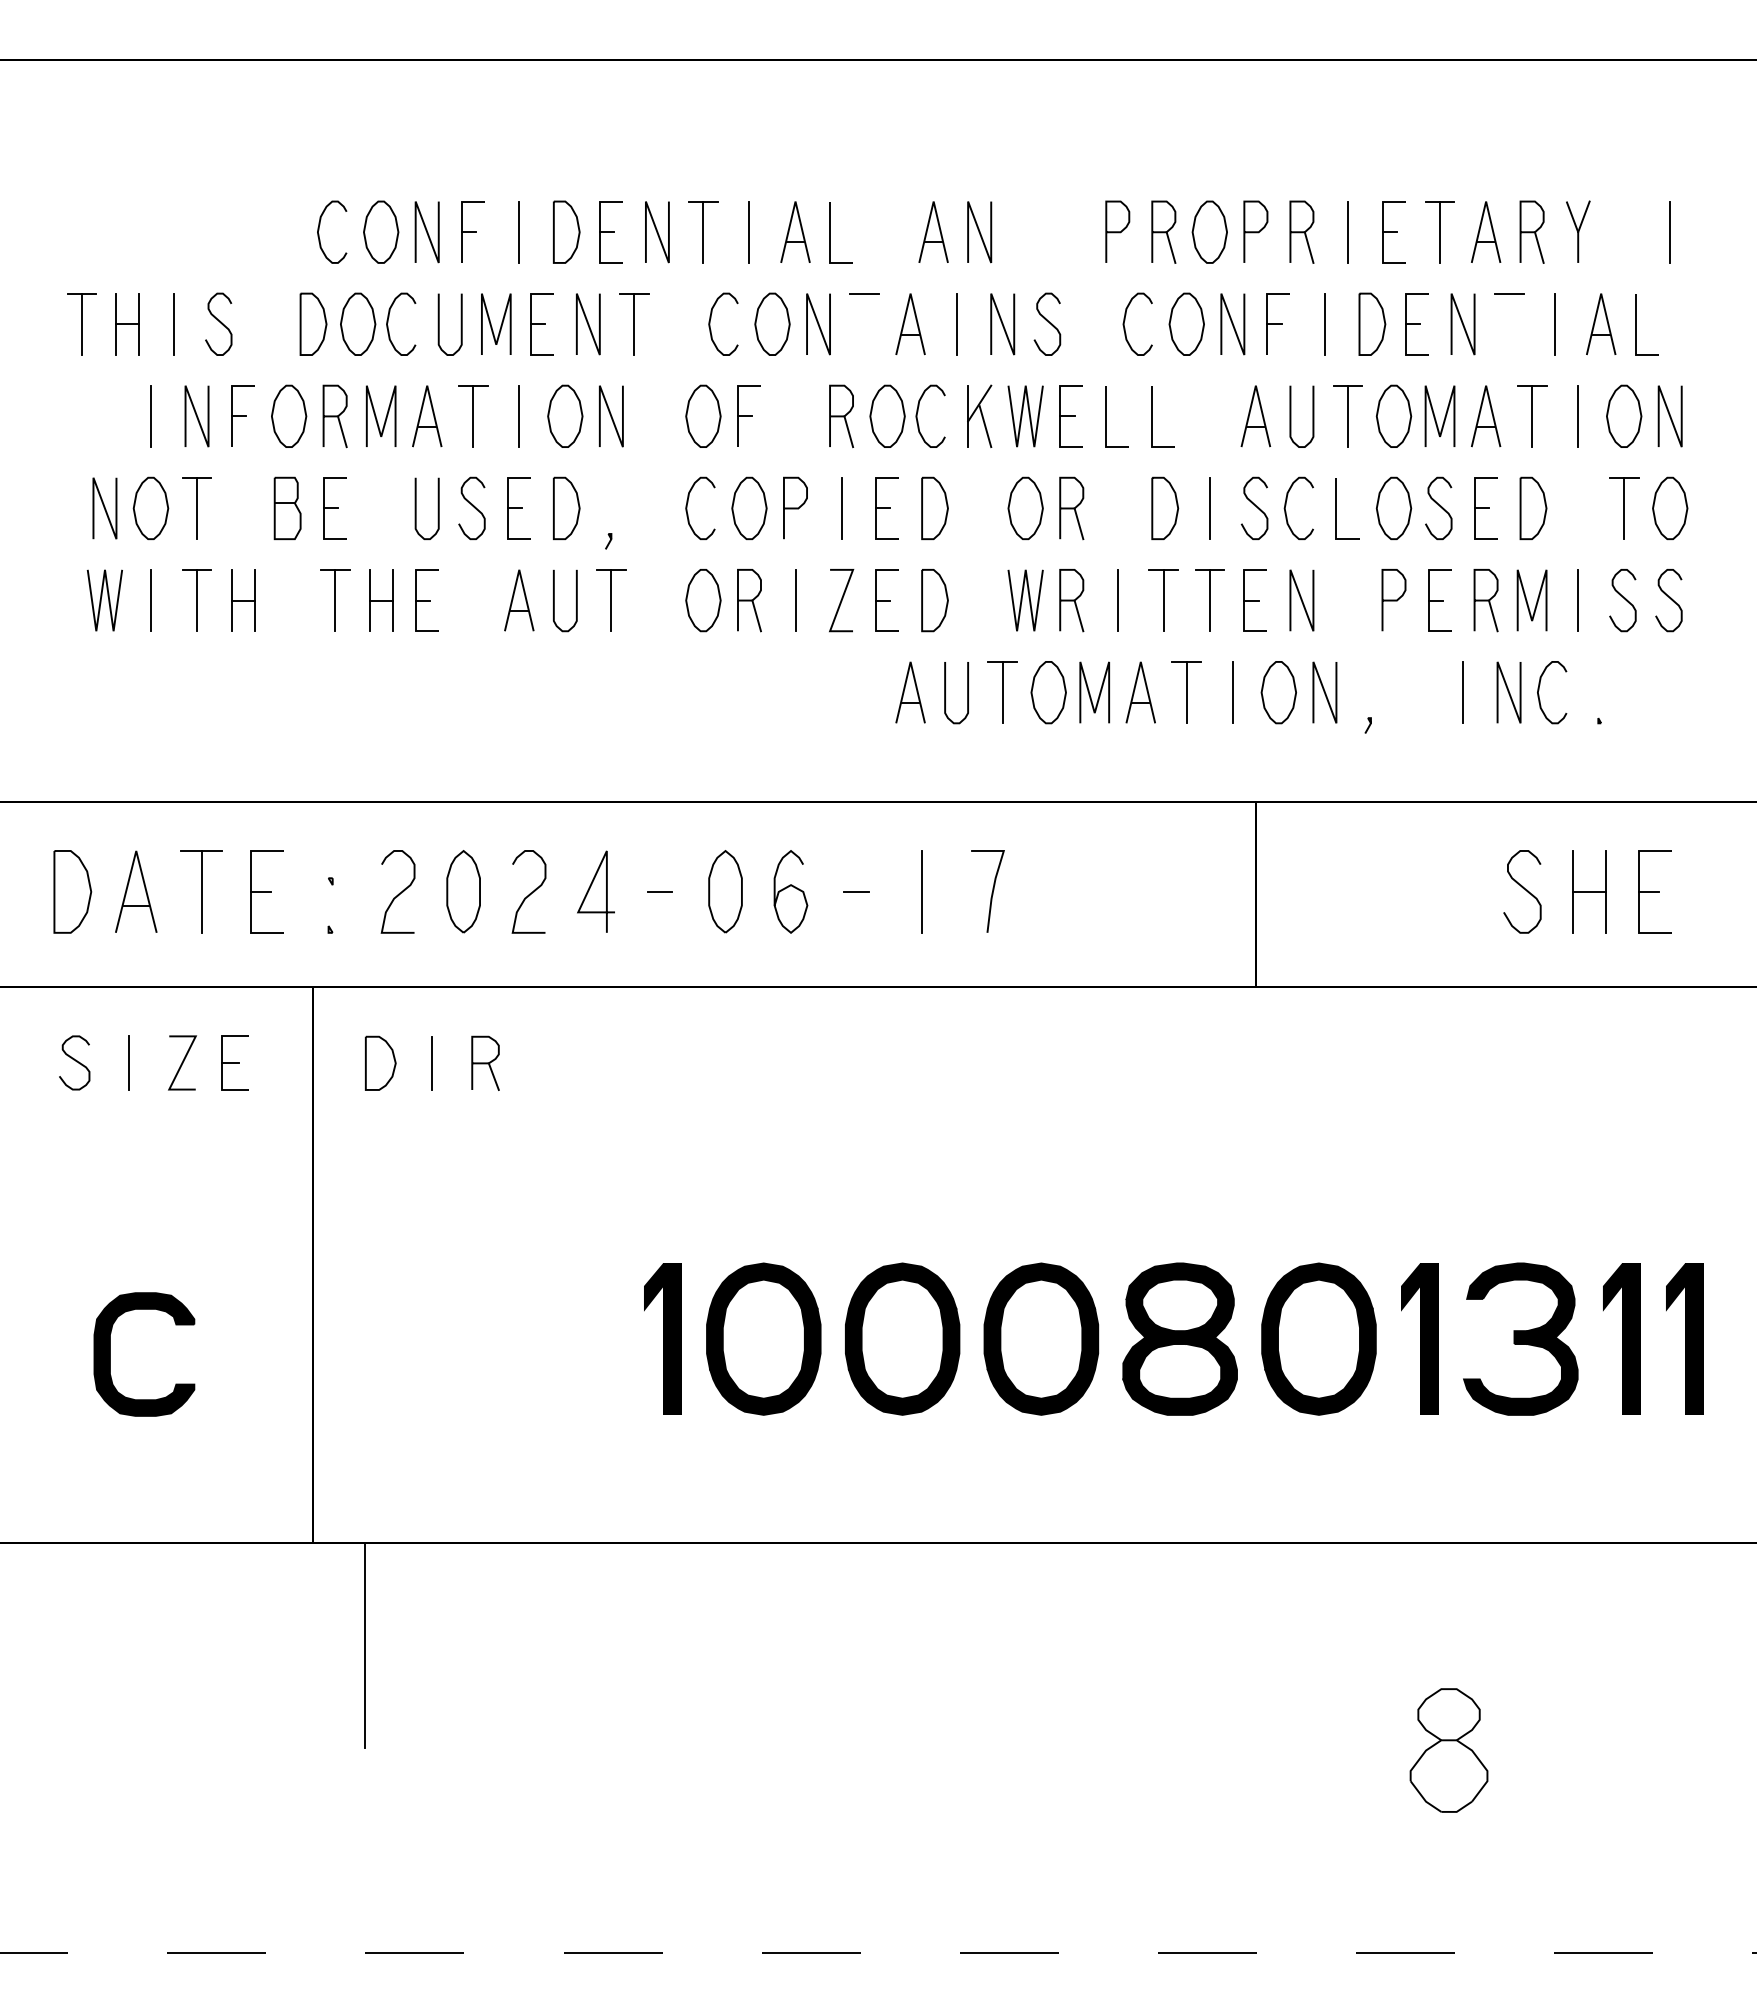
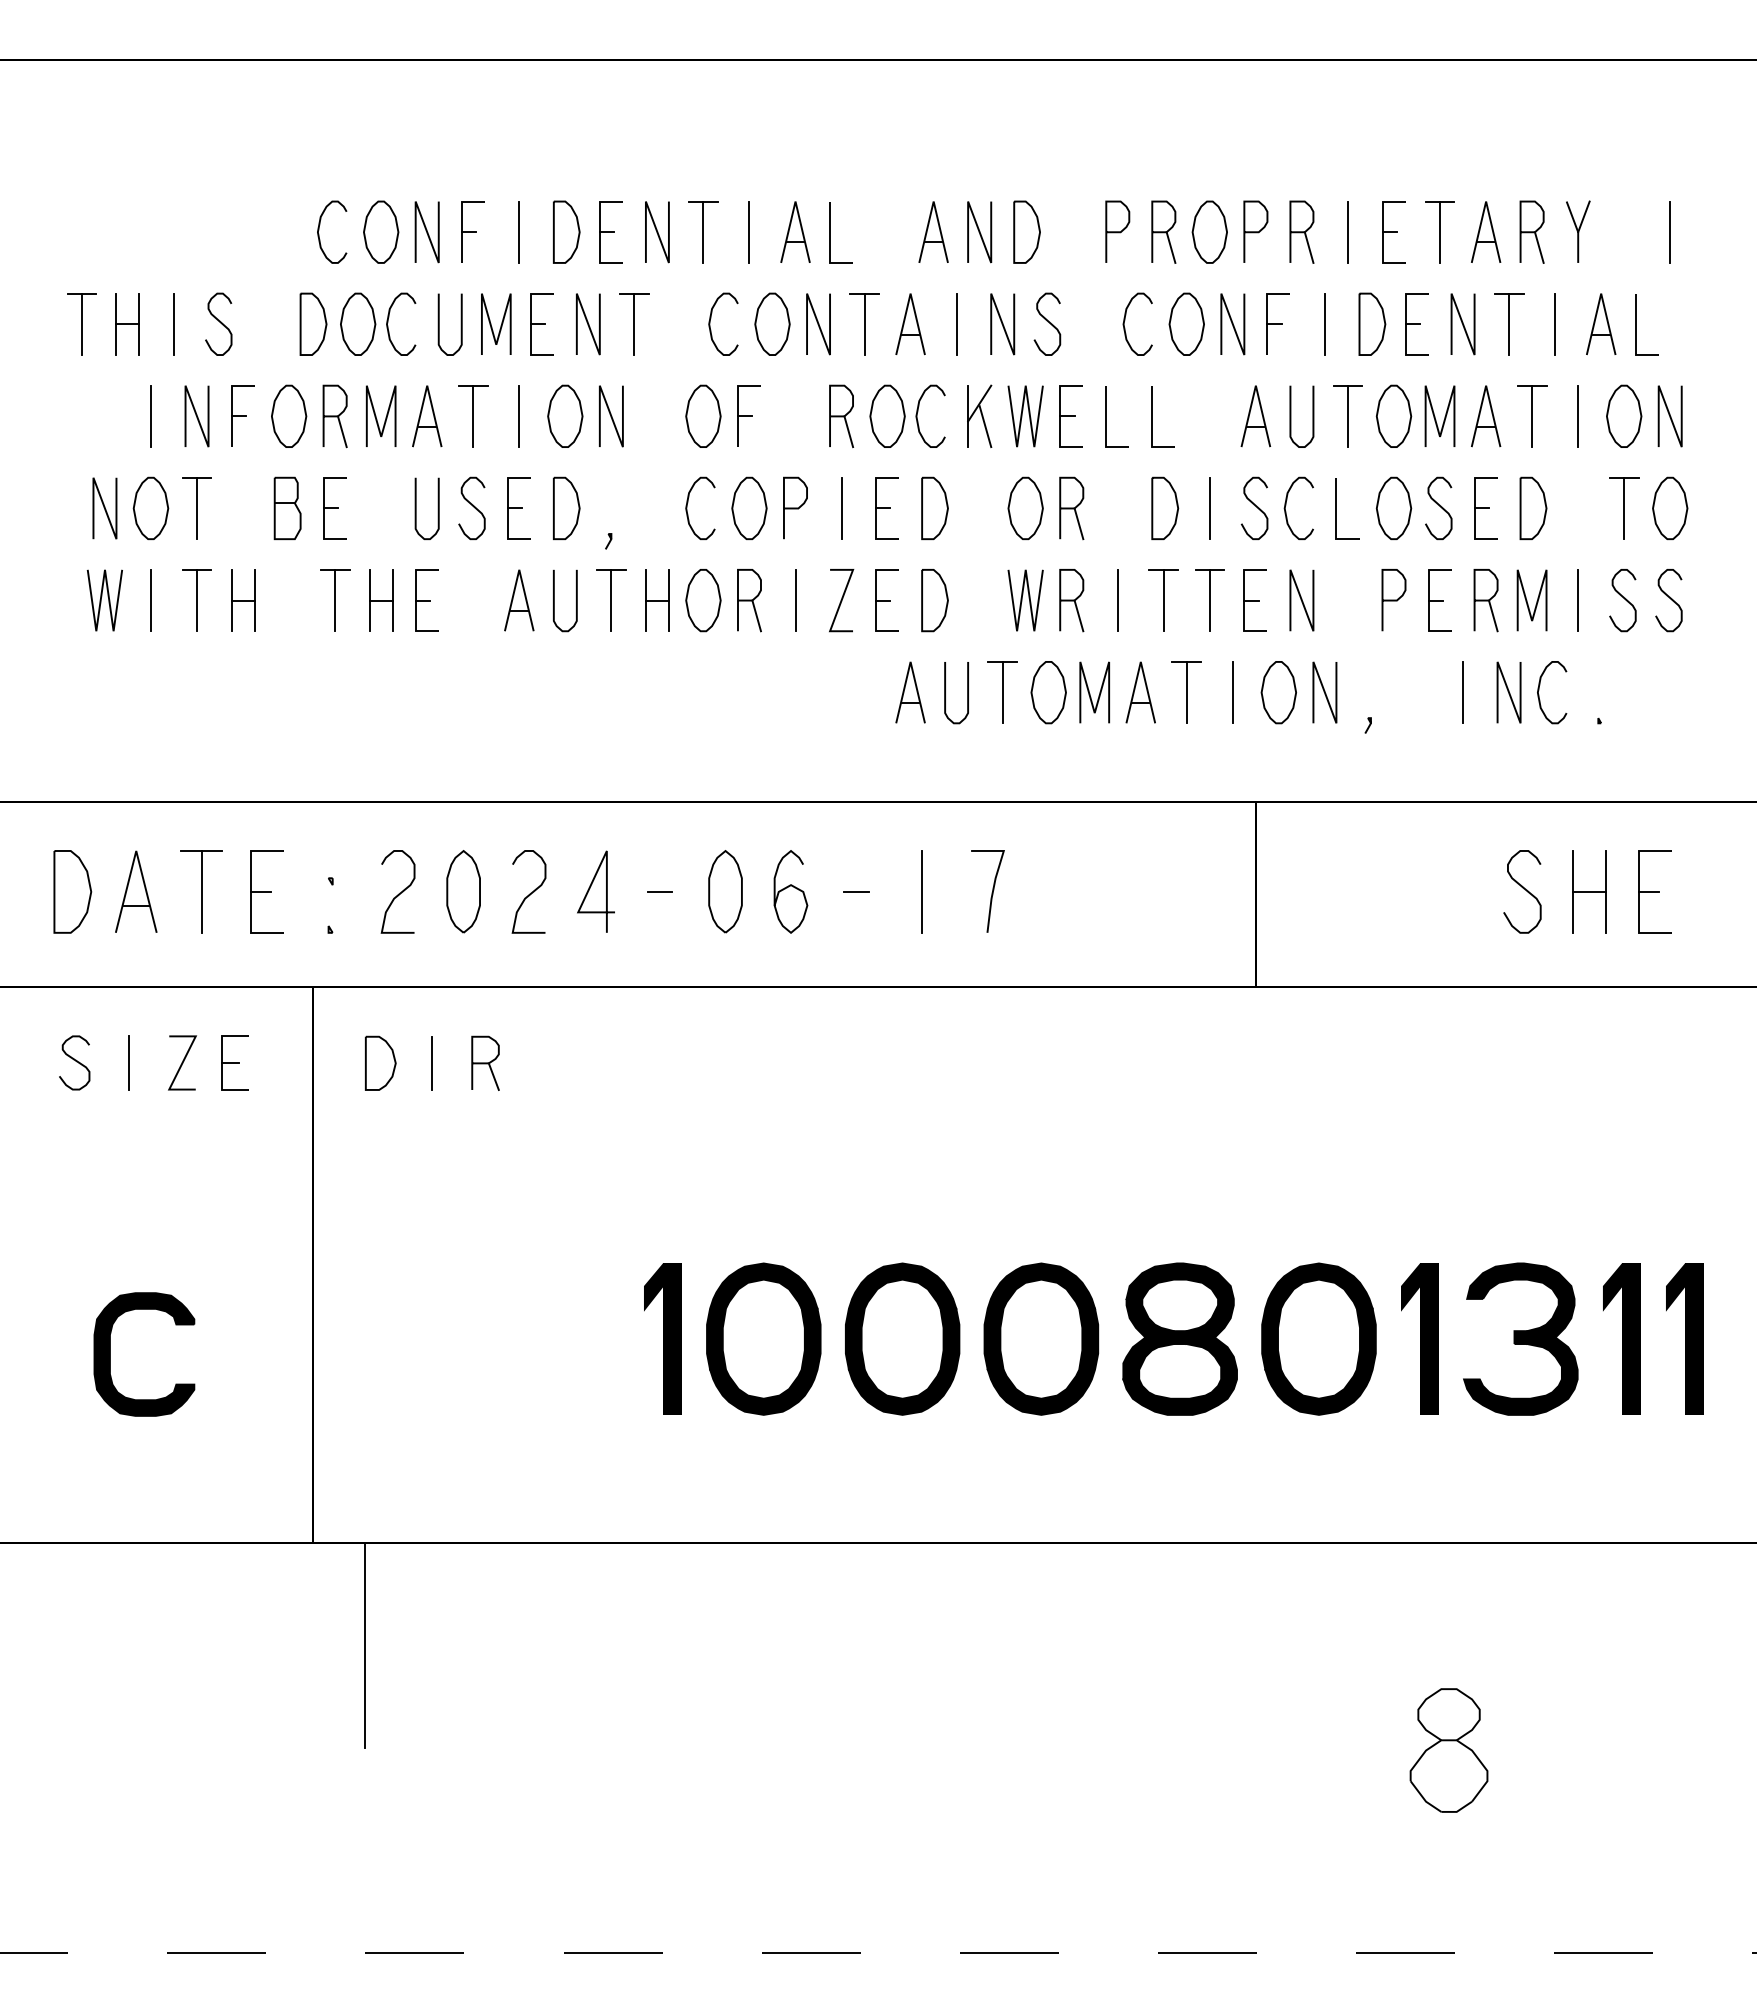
part: none -> present (1026, 231)
line: none -> present (864, 324)
line: none -> present (1509, 324)
part: none -> present (657, 600)
